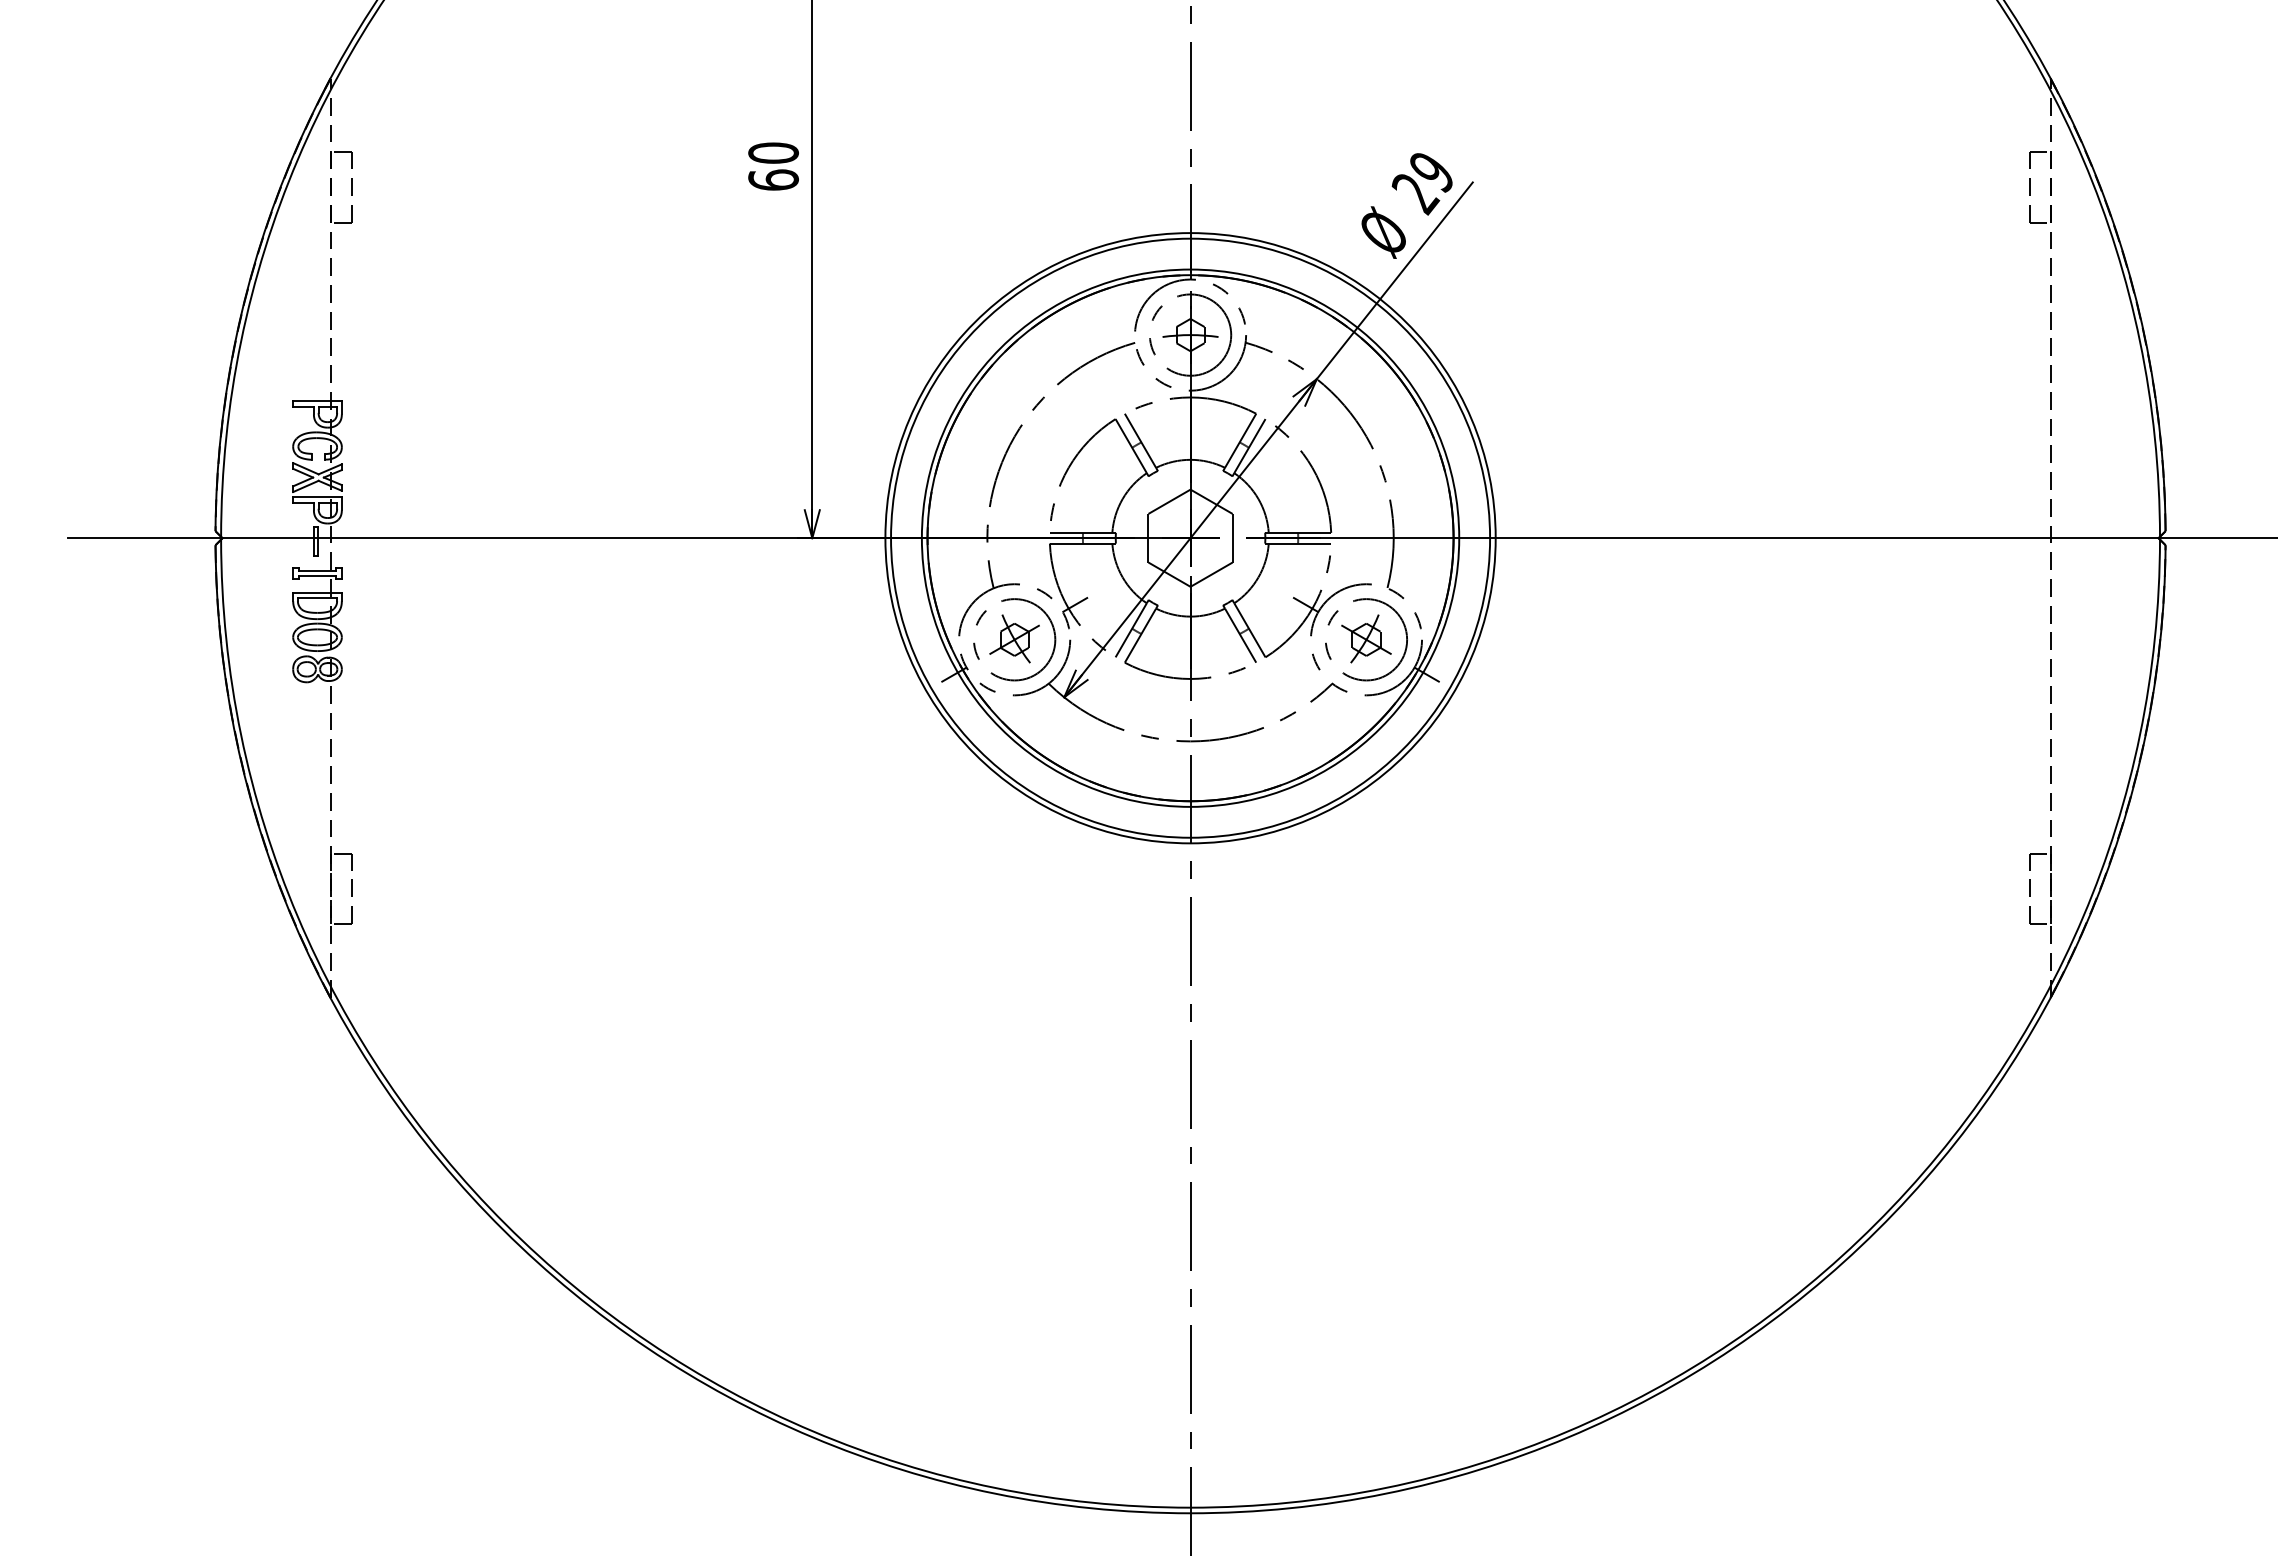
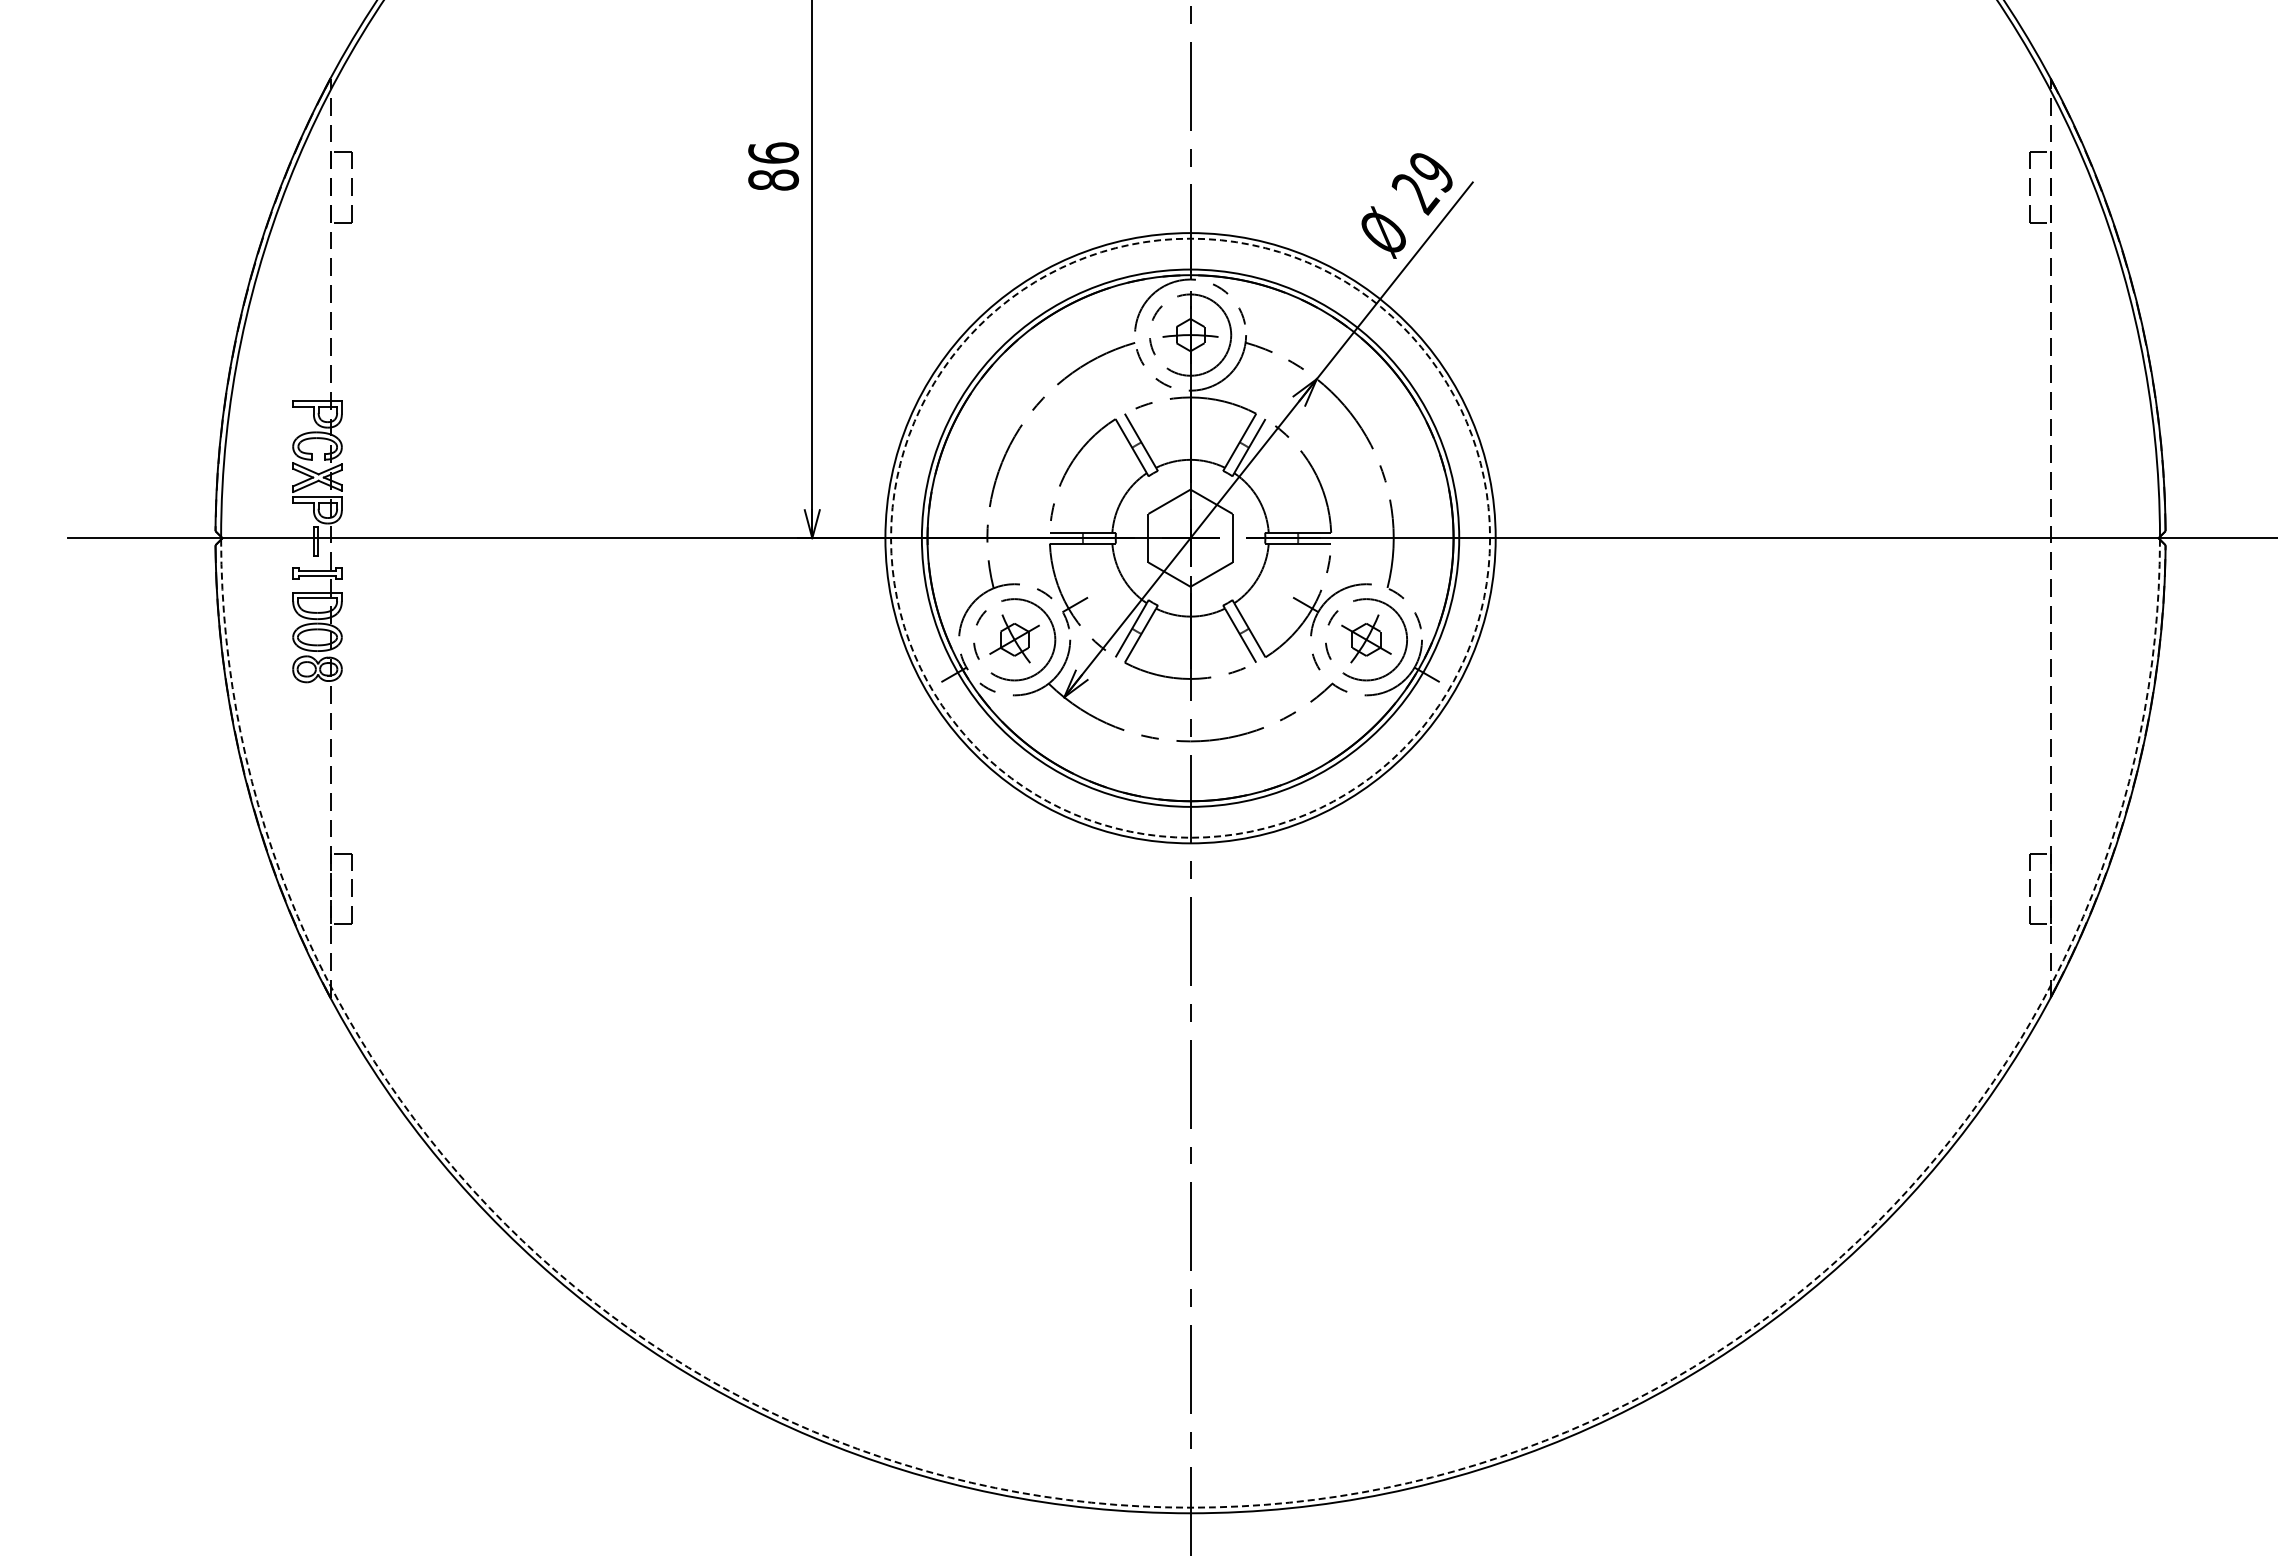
text: 60 -> 86 (773, 166)
circle: solid -> dashed (1190, 537)
arc: solid -> dashed (1190, 1507)
